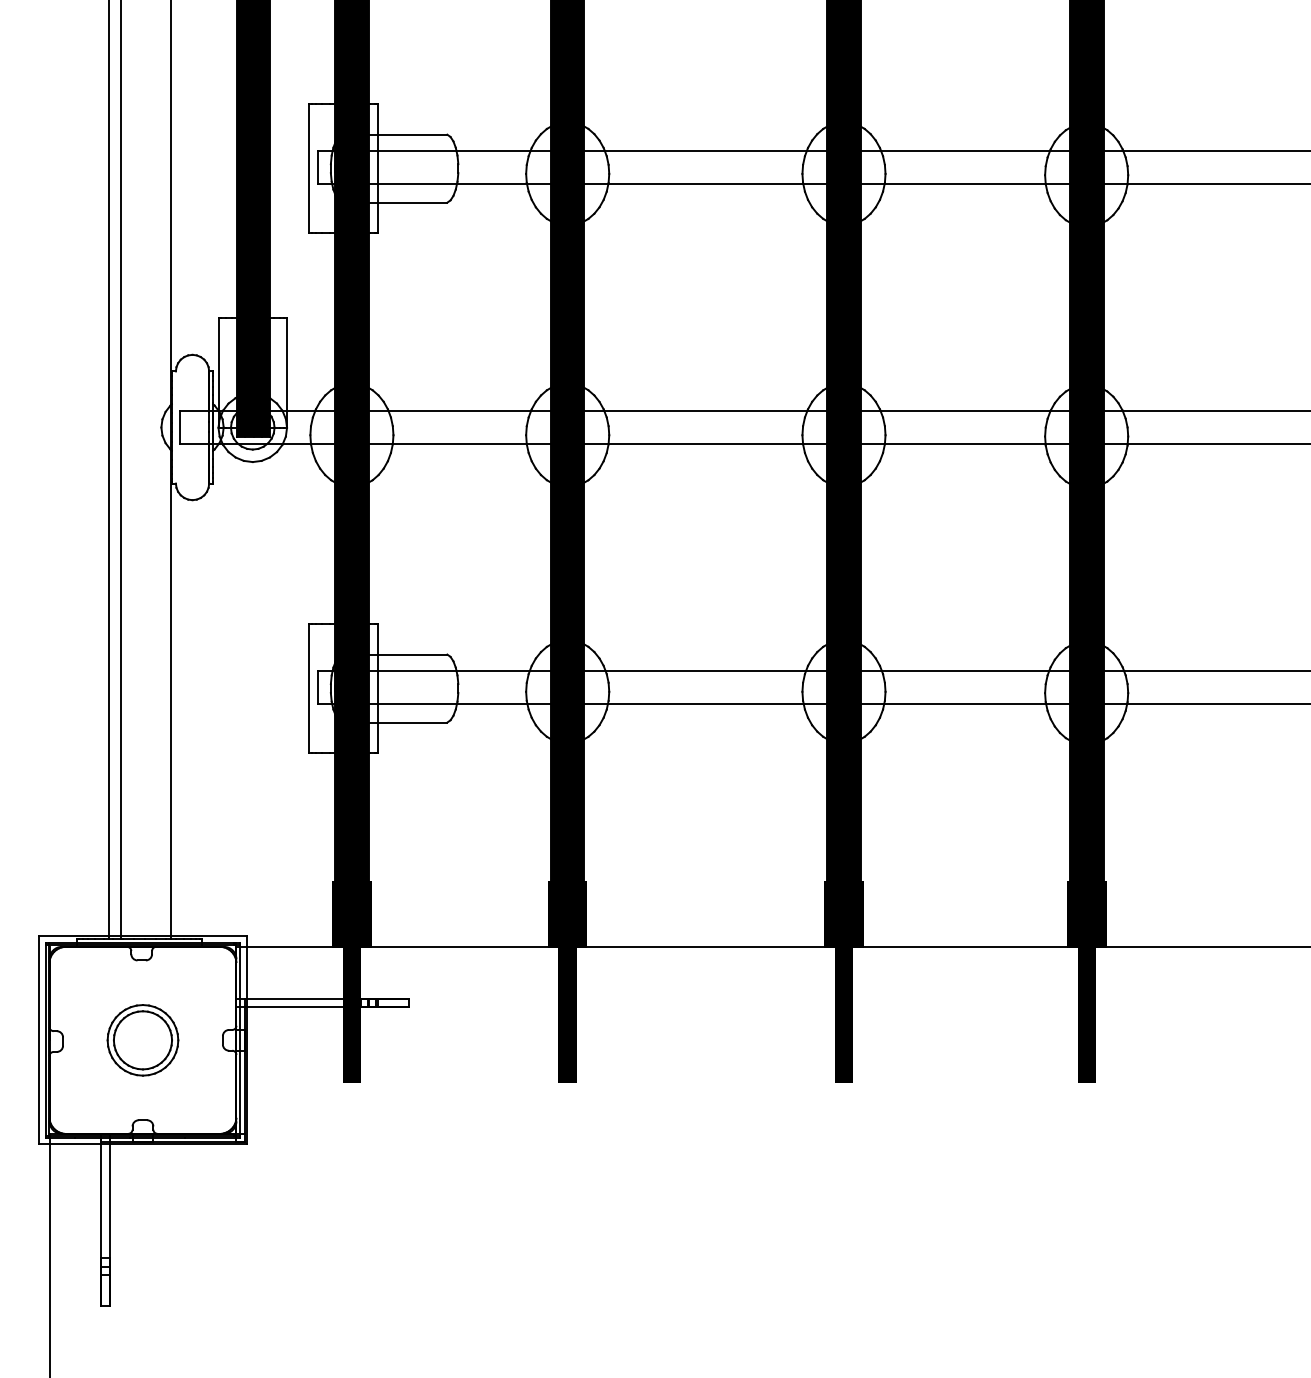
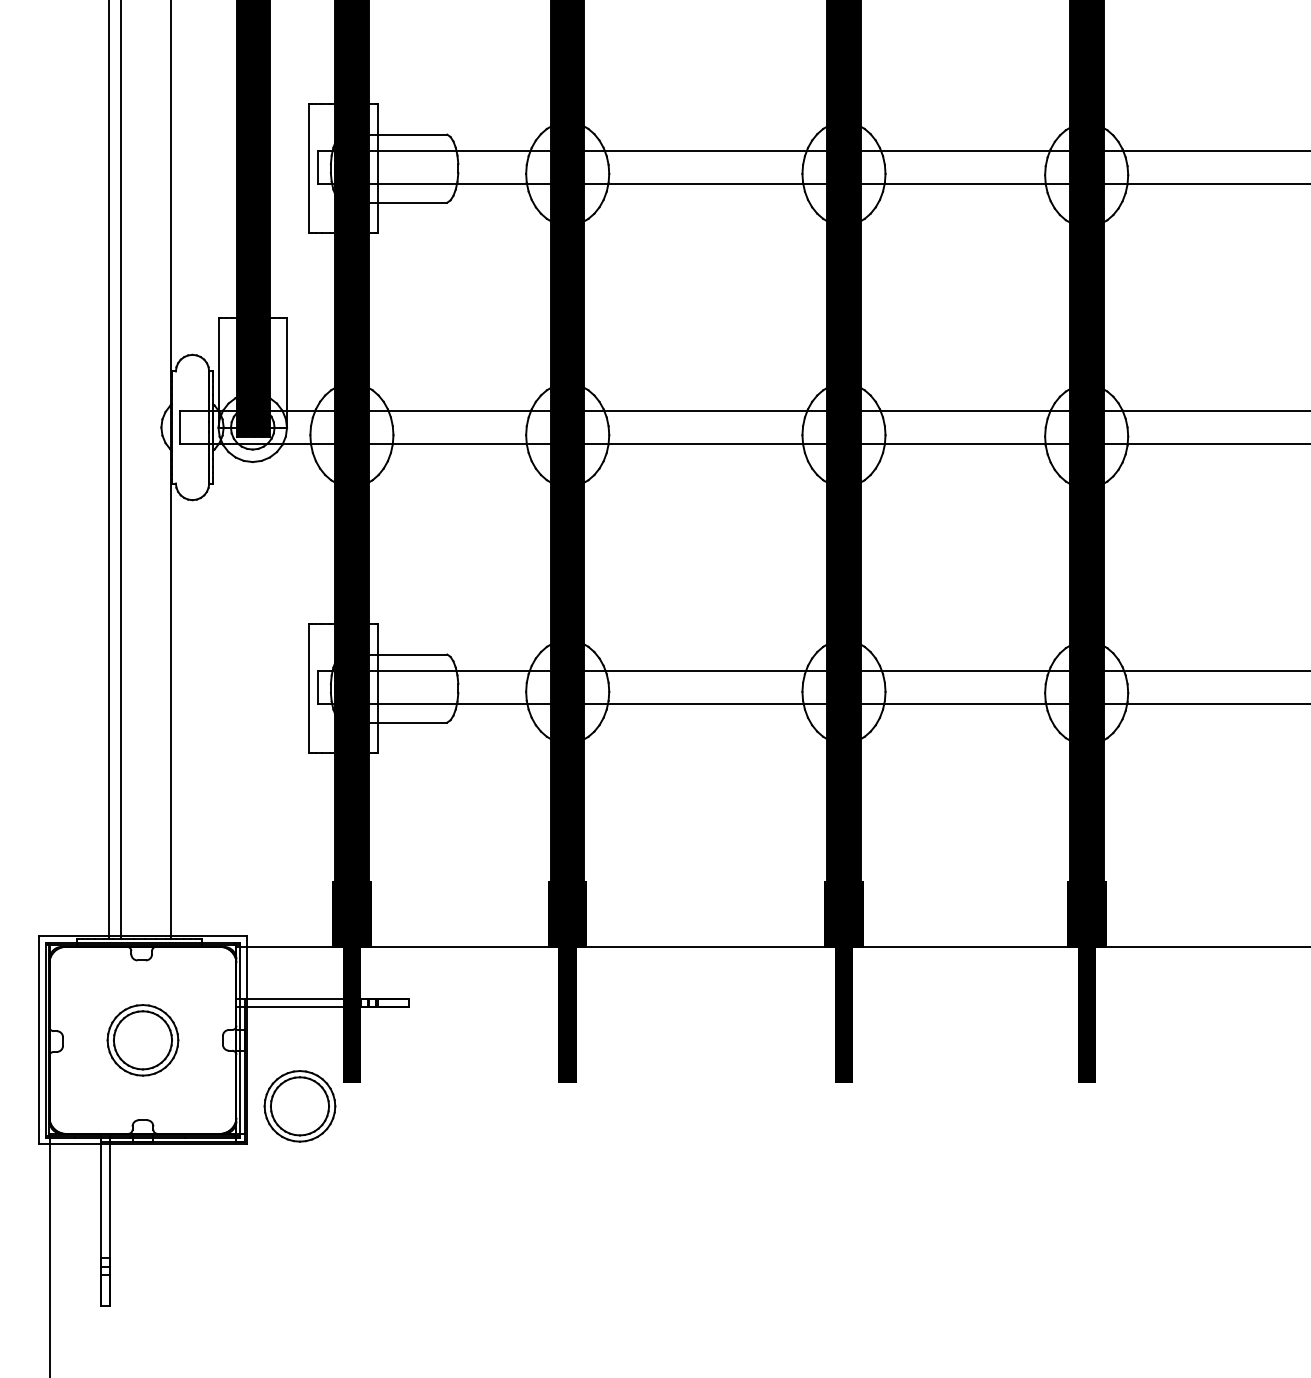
part: none -> present (299, 1106)
